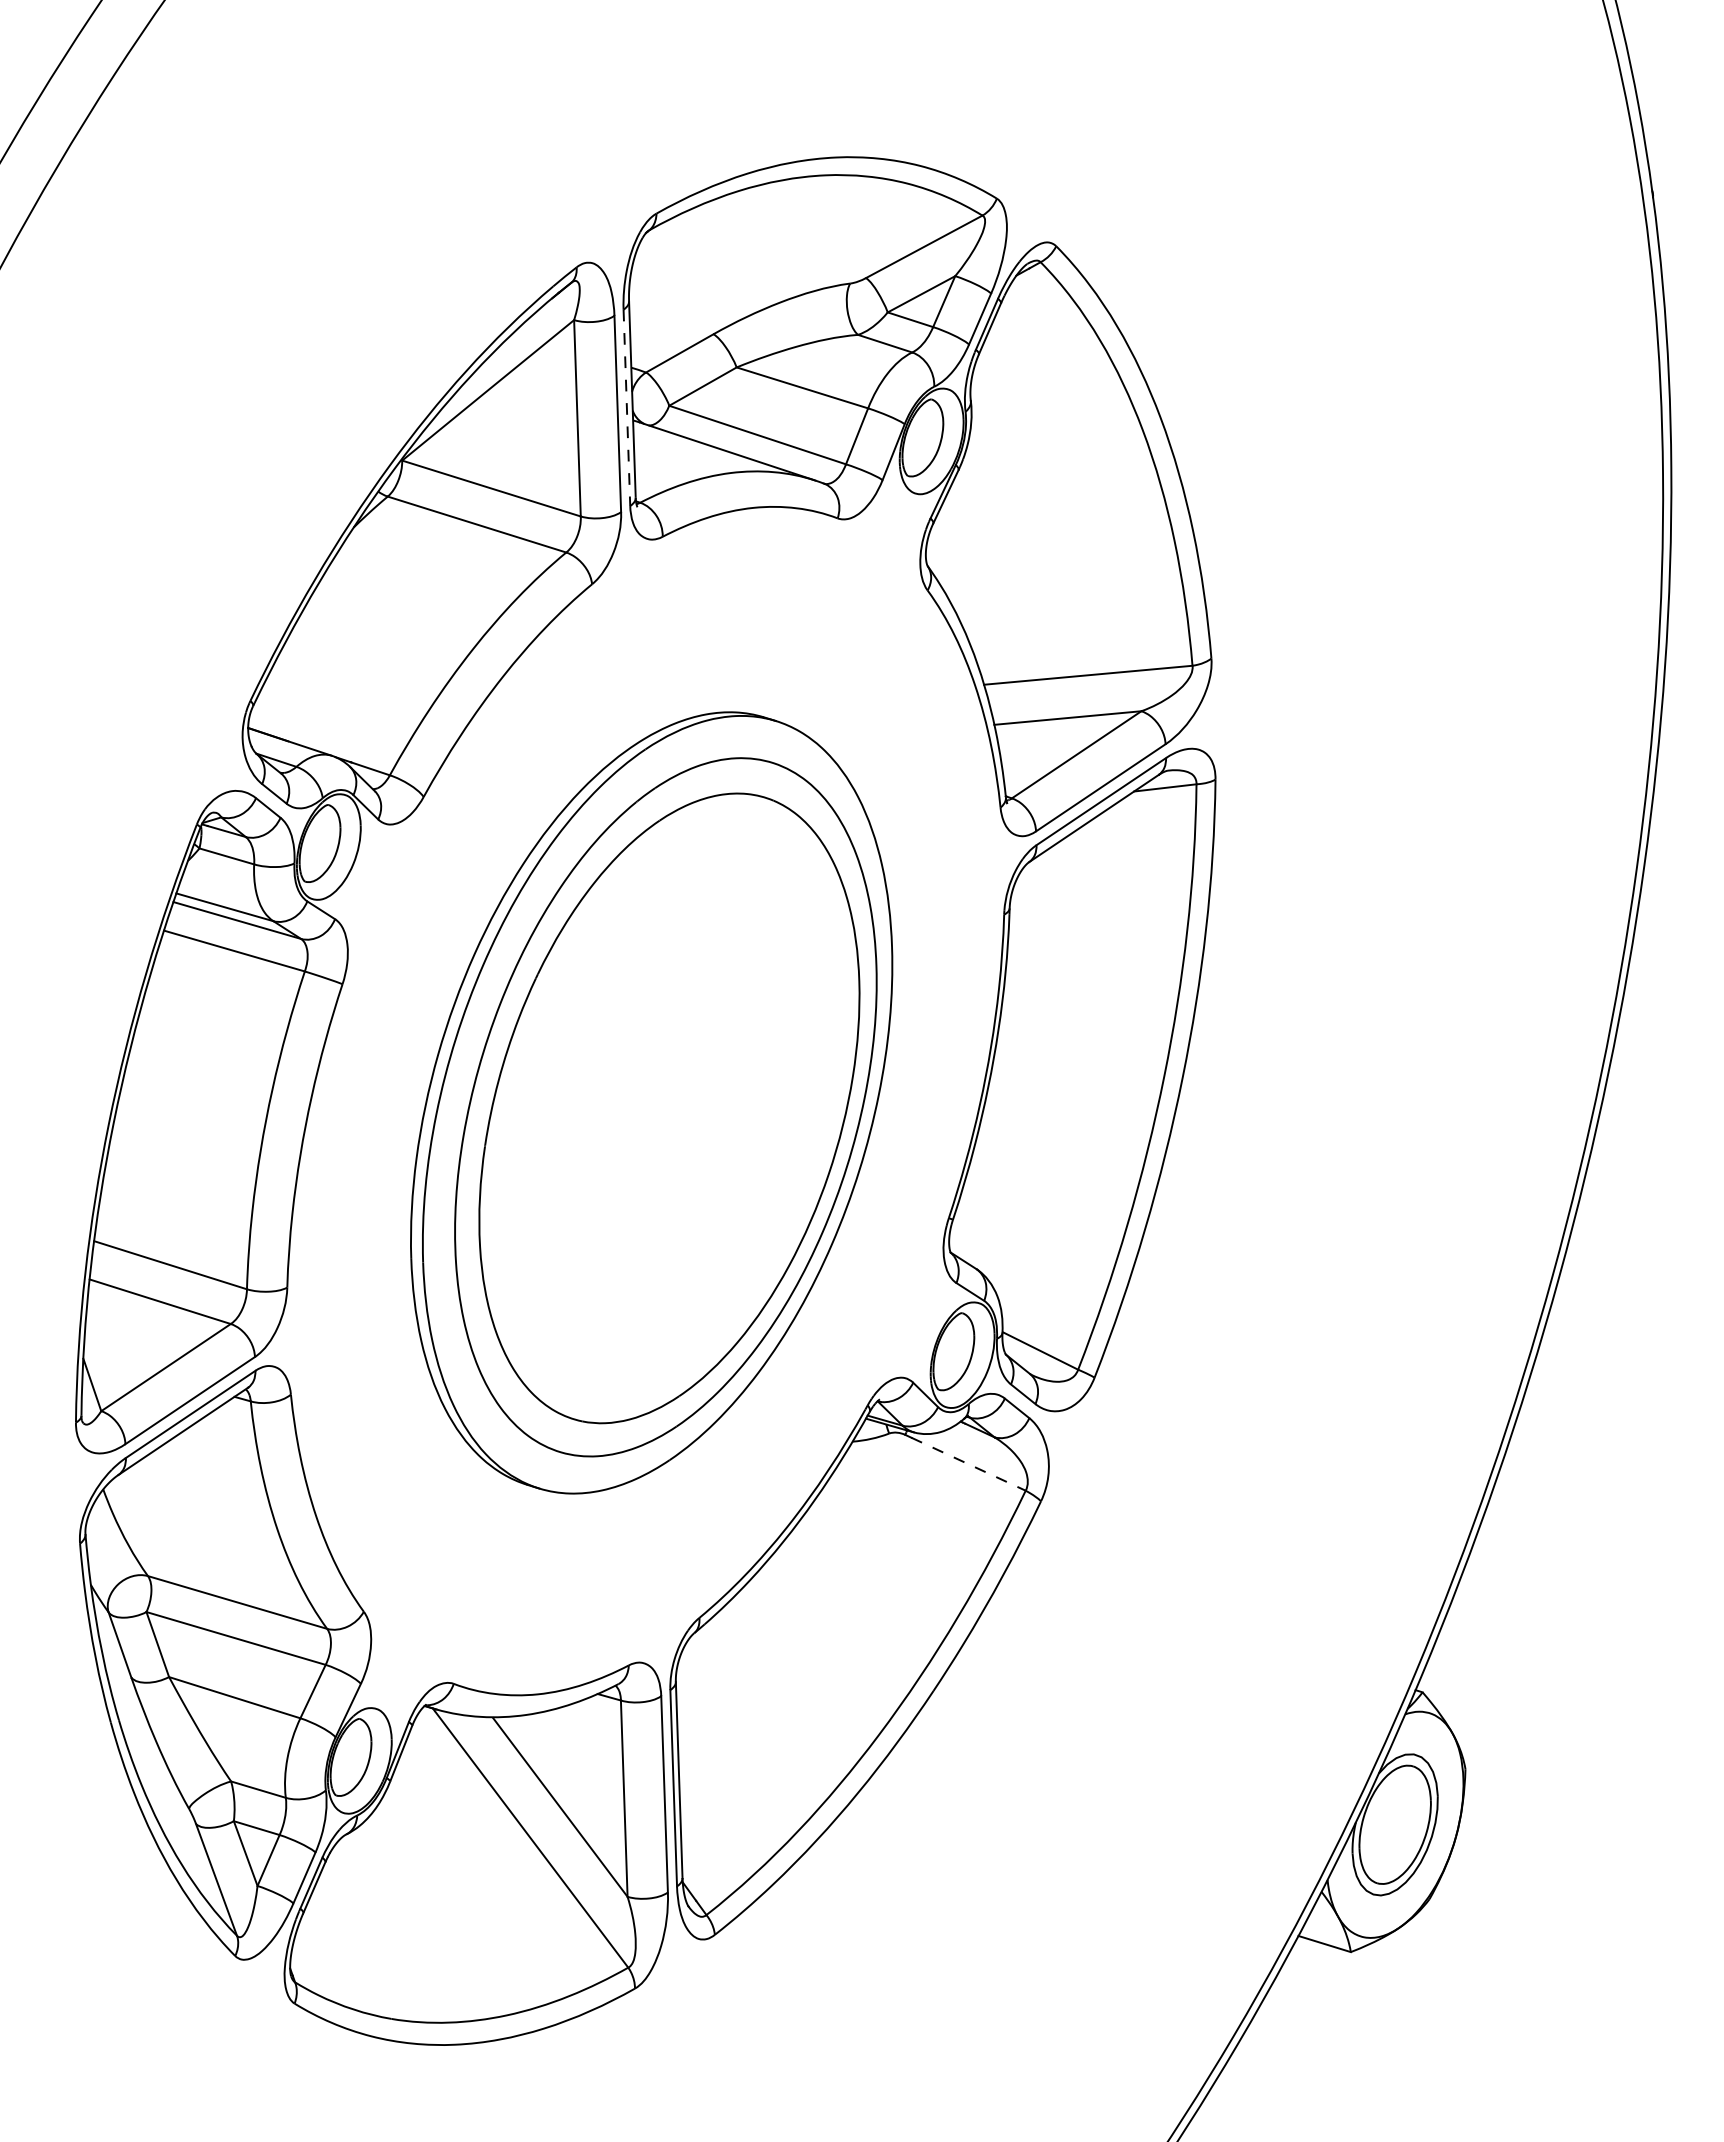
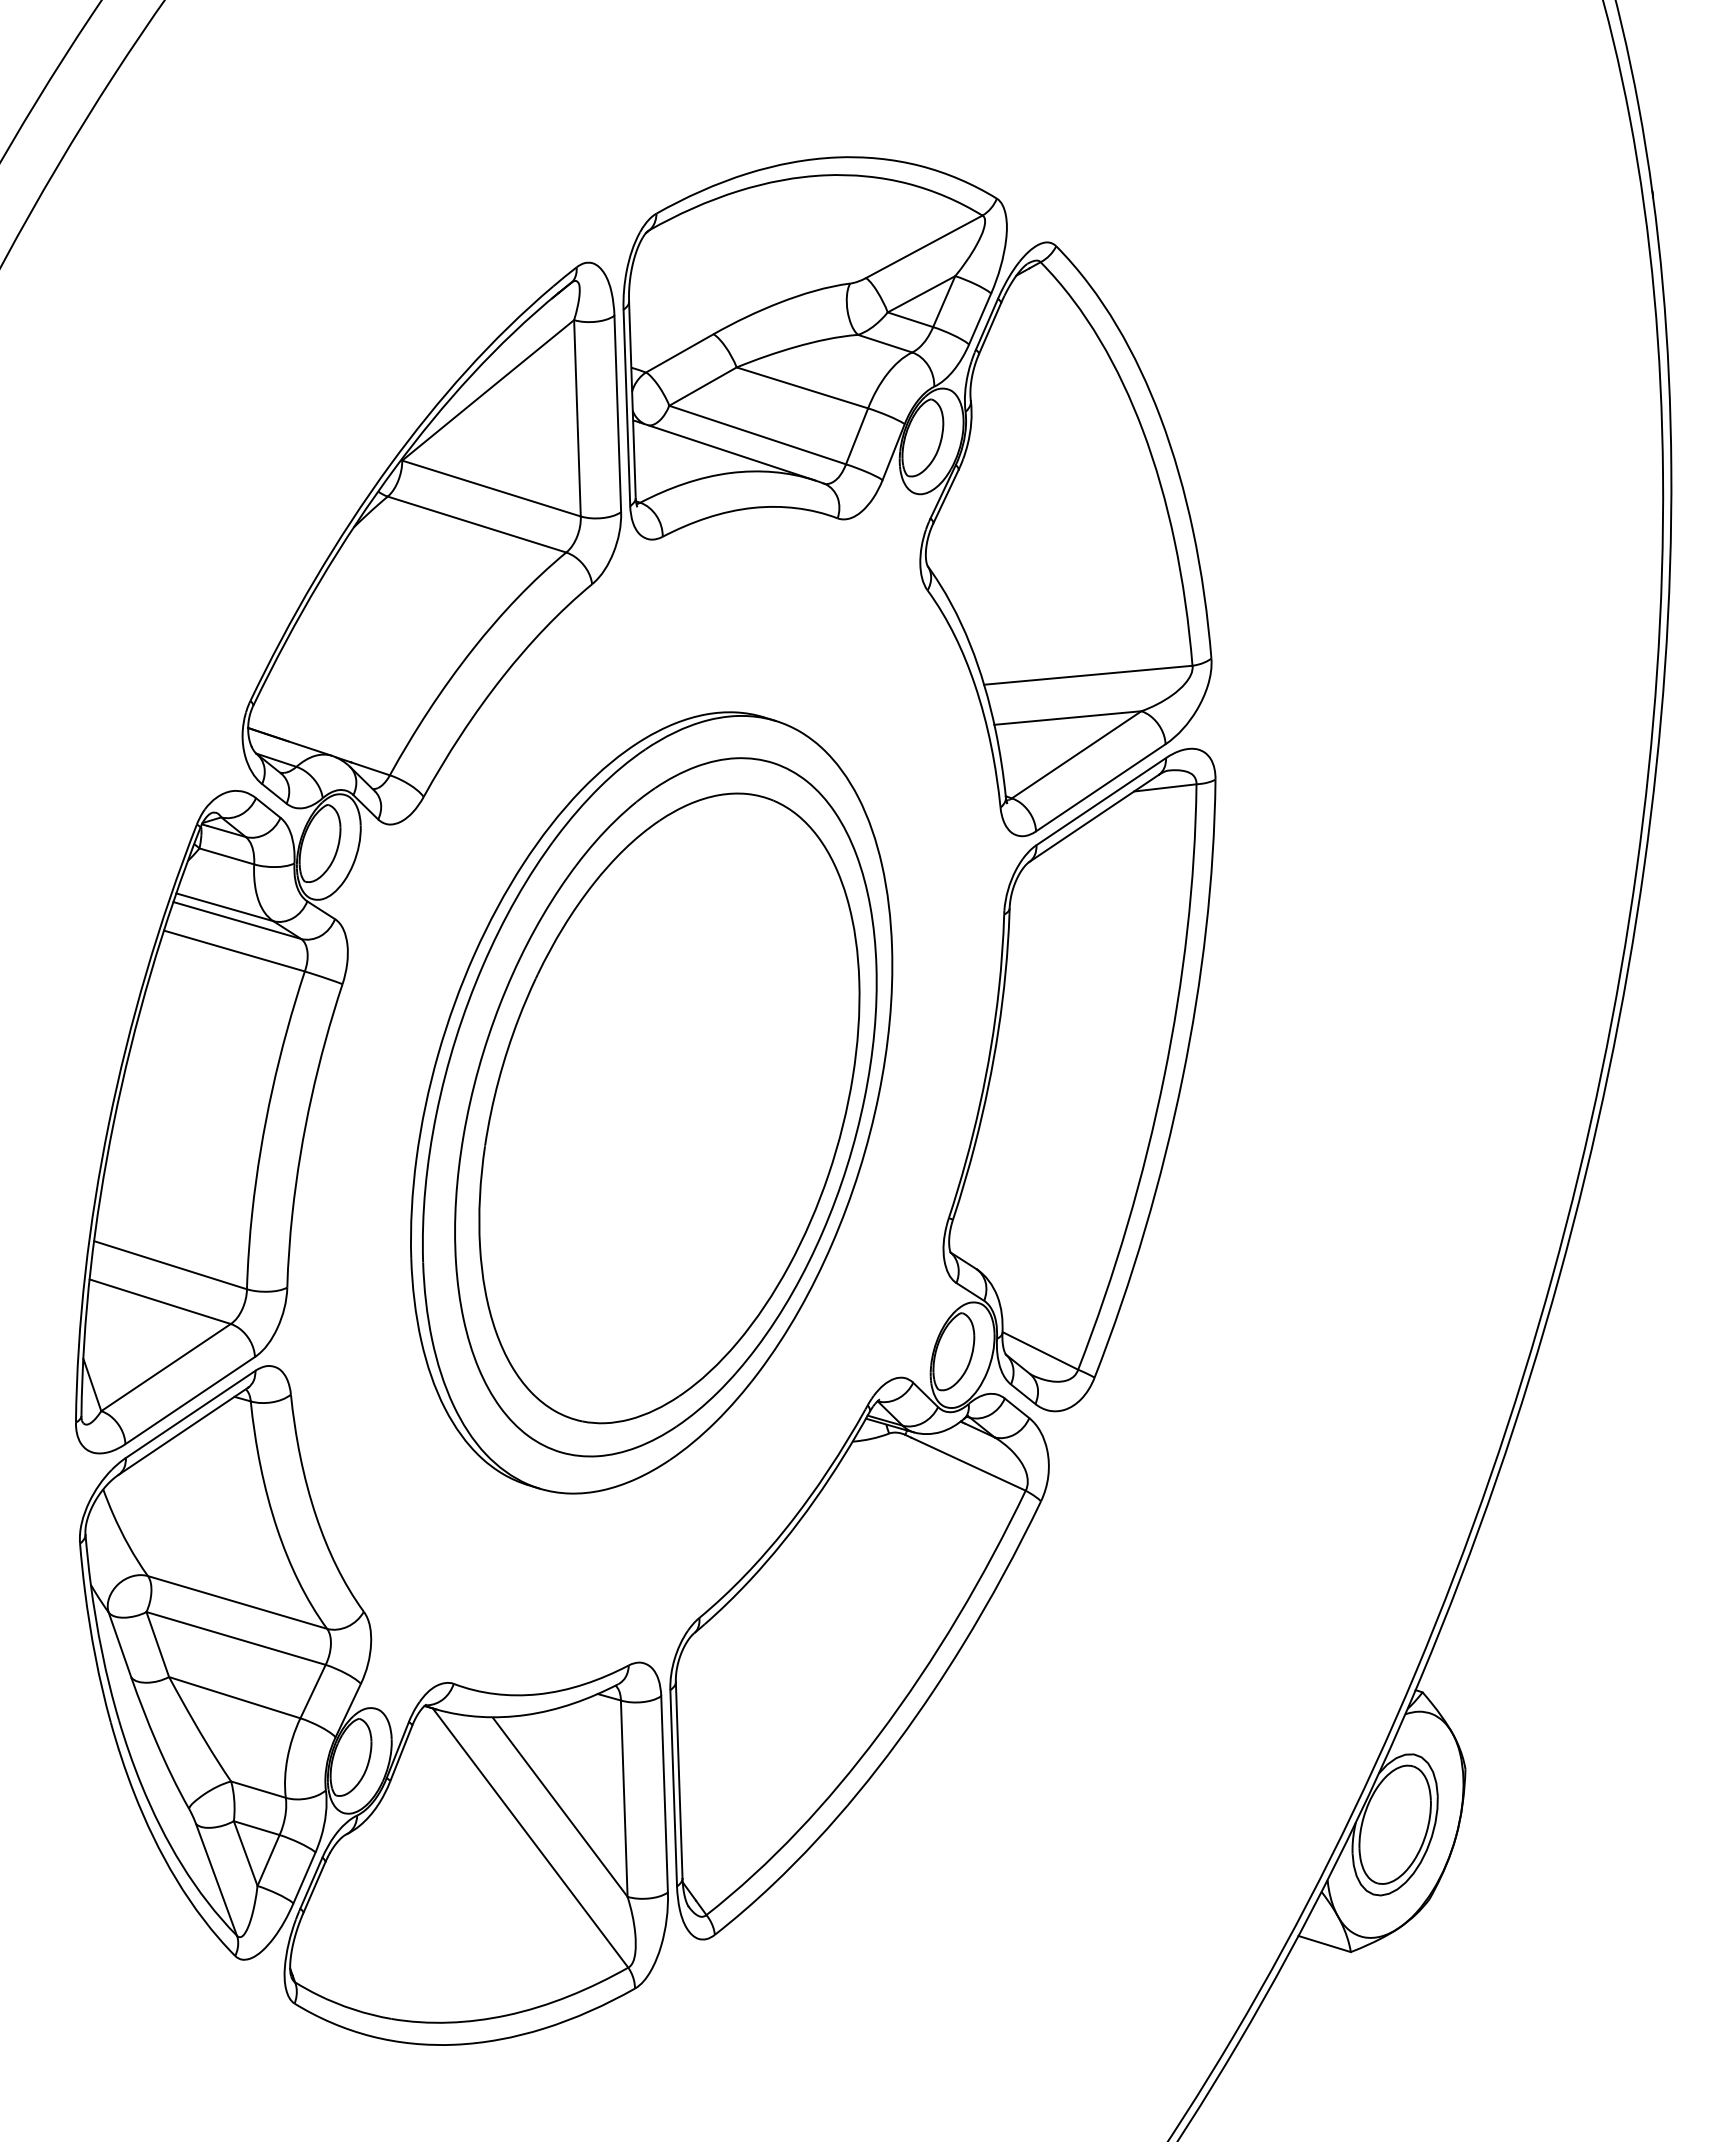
line: dashed -> solid (626, 408)
line: dashed -> solid (968, 1464)
